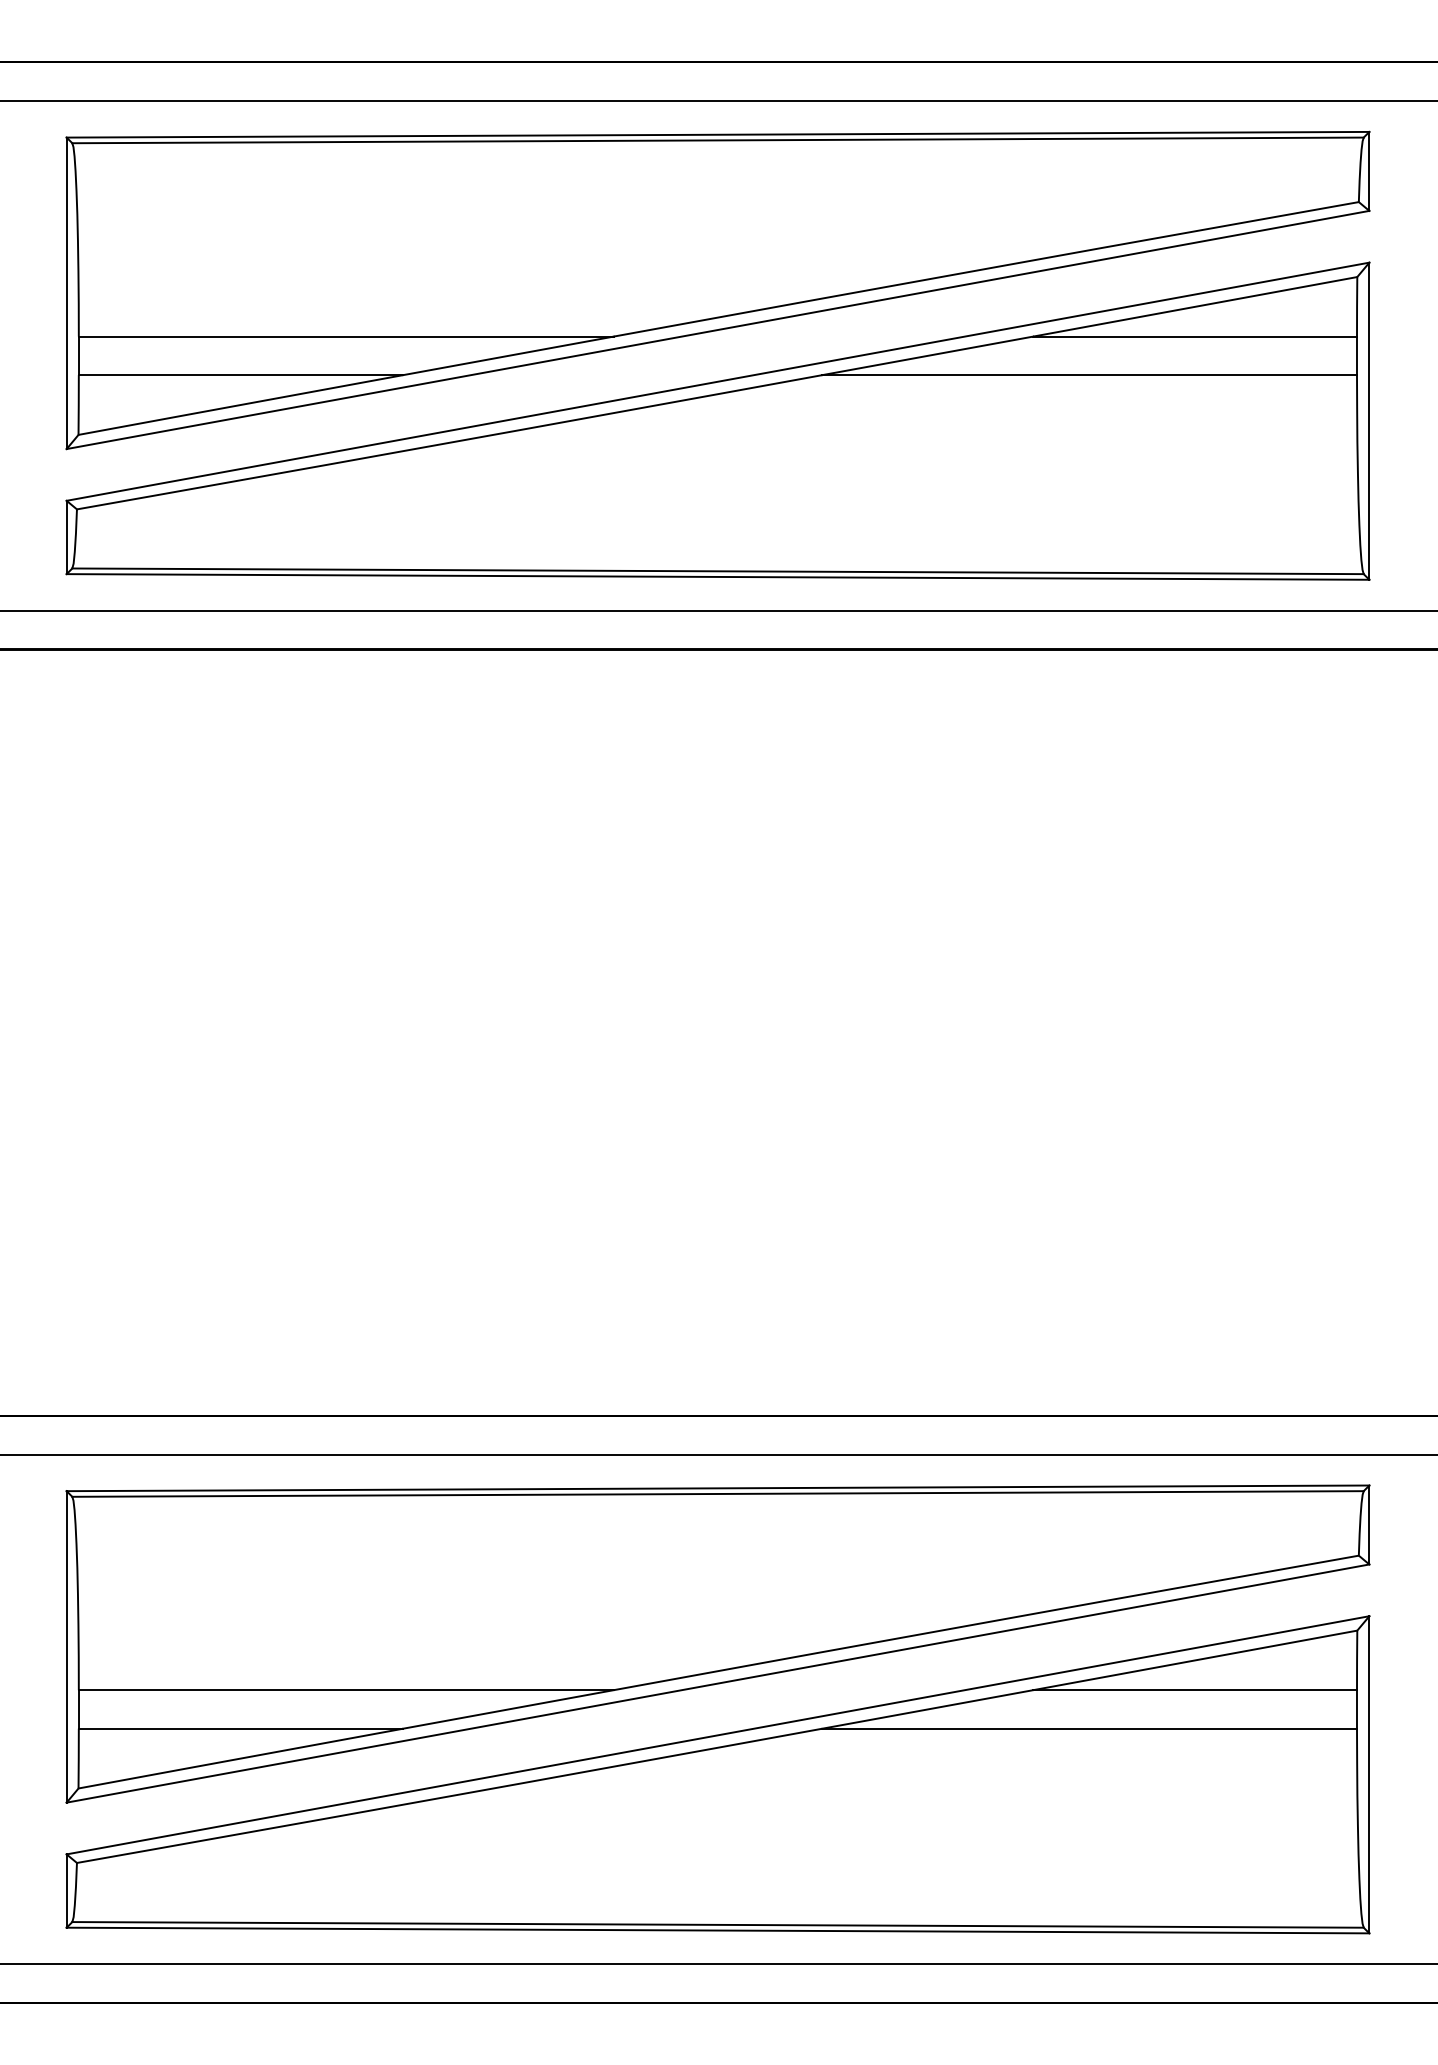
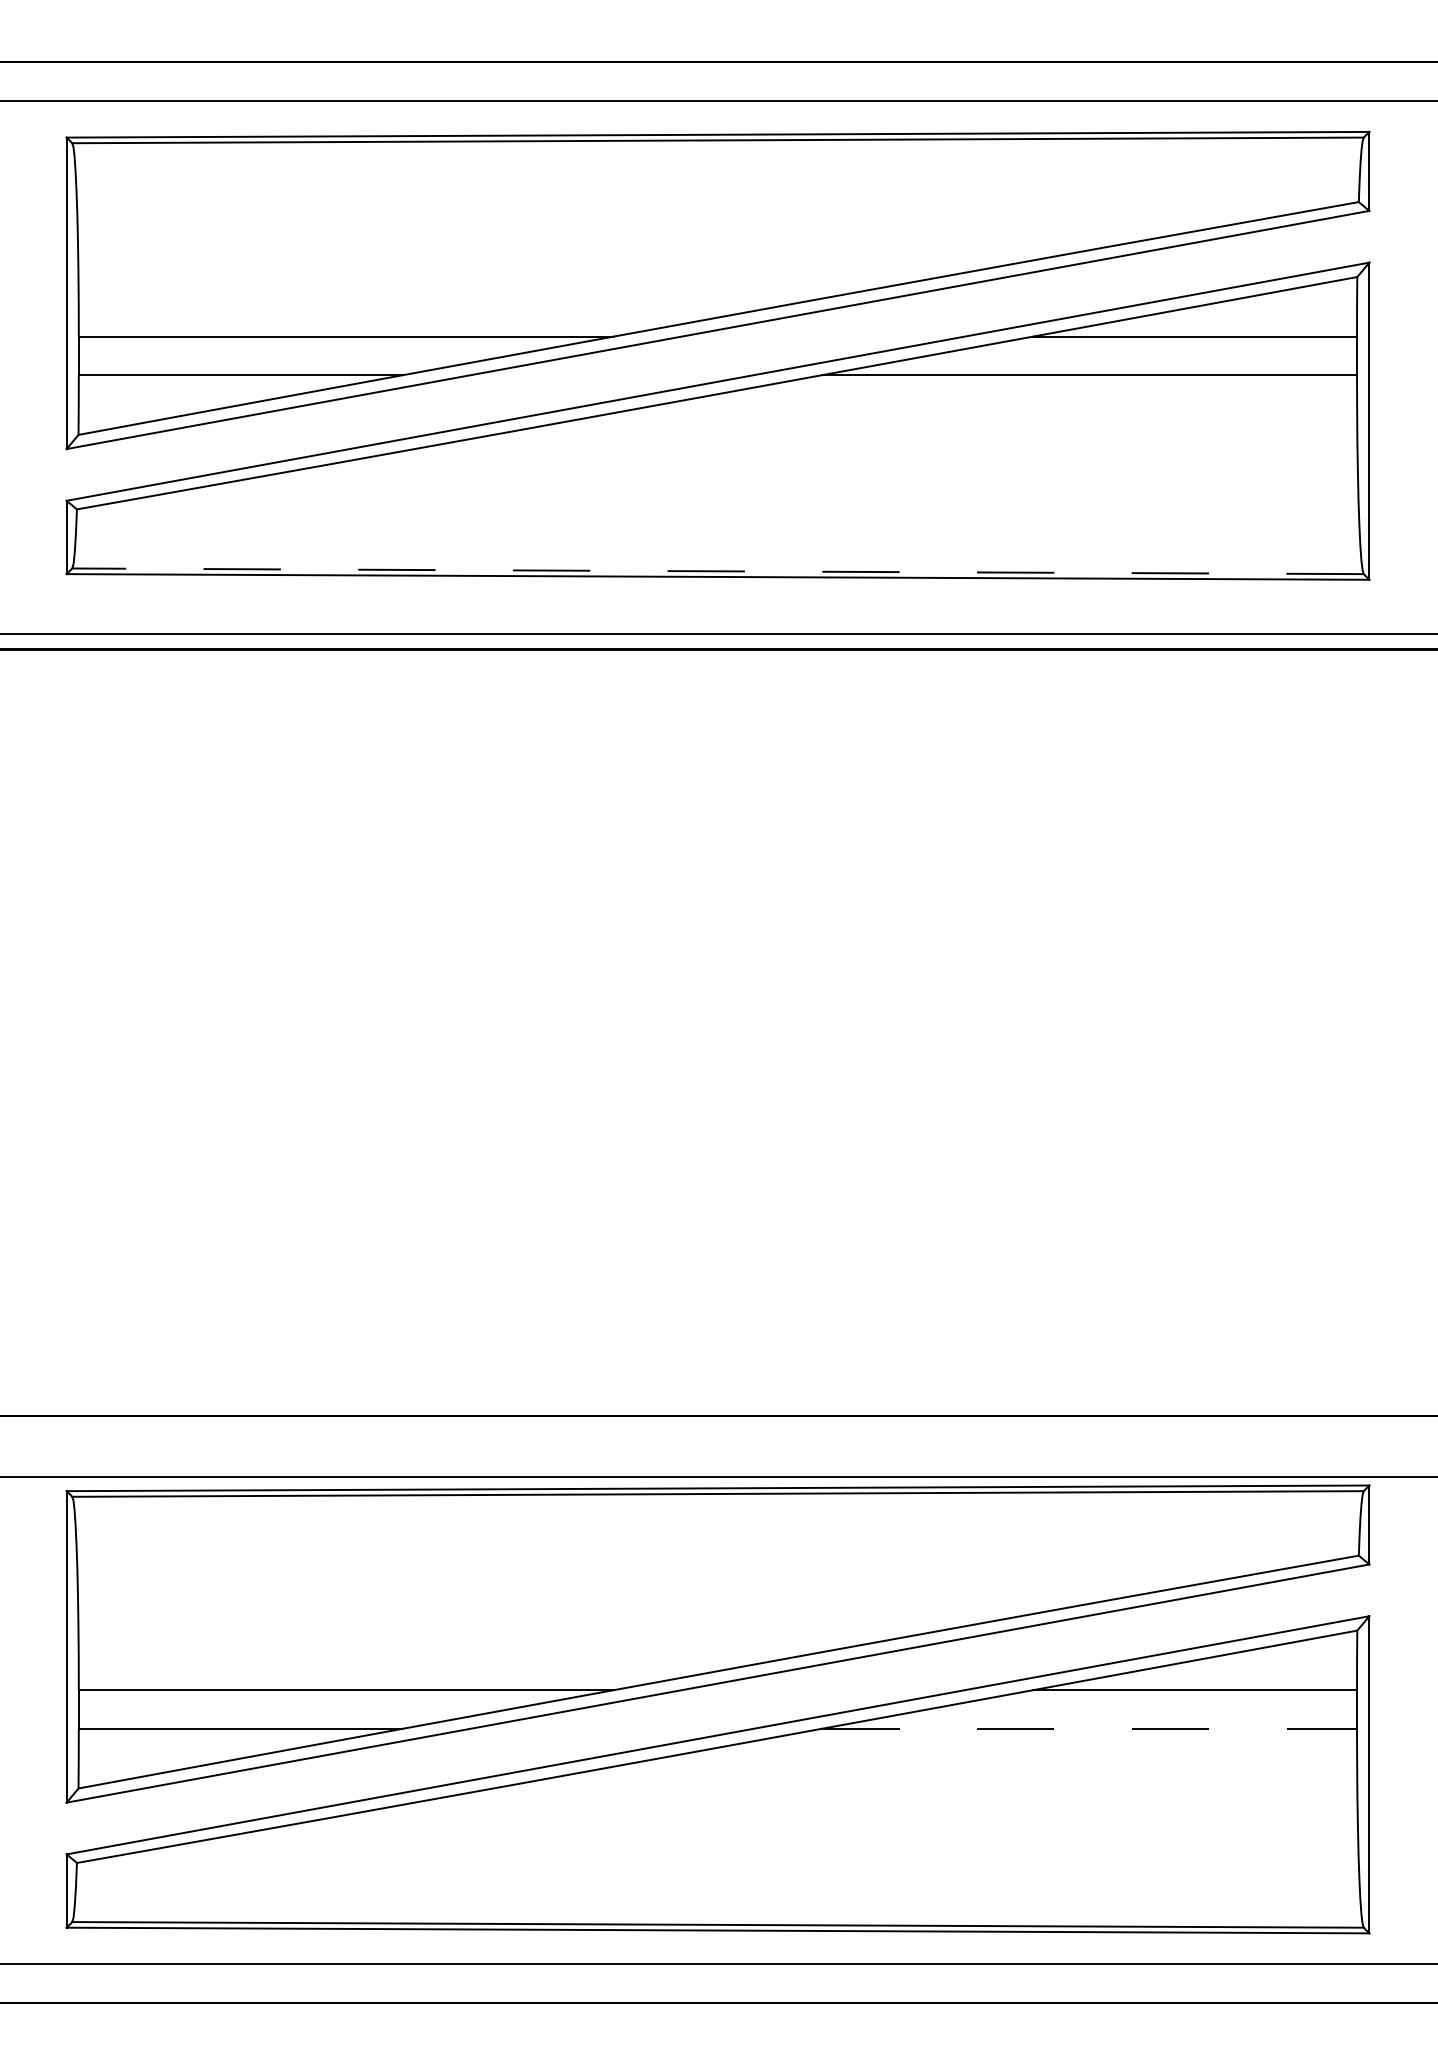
line: solid -> dashed (718, 571)
line position: (718, 610) -> (718, 633) (718, 633)
line position: (718, 1454) -> (718, 1476) (718, 1476)
line: solid -> dashed (1090, 1728)
